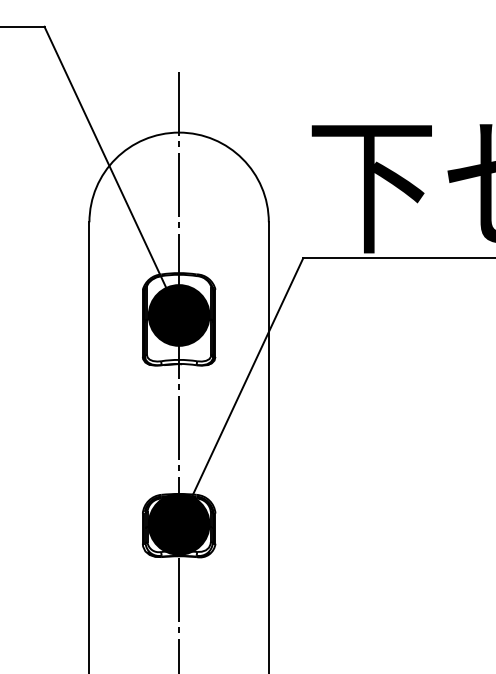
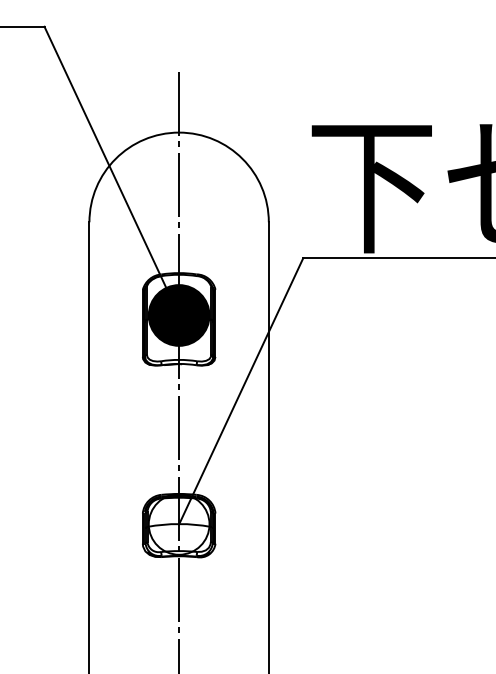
fill: present -> none (178, 524)
